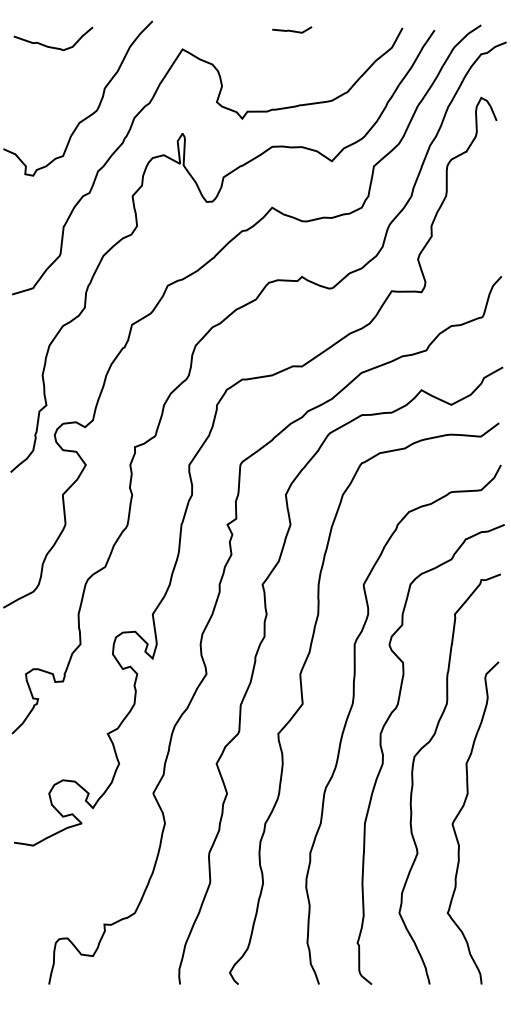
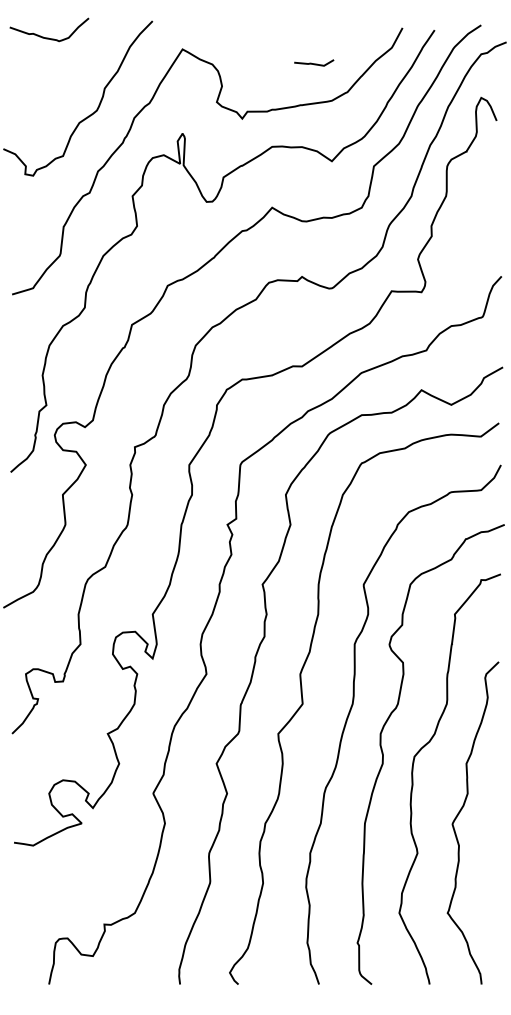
line position: (292, 30) -> (314, 63) (314, 63)
curve position: (52, 46) -> (48, 37) (48, 37)
